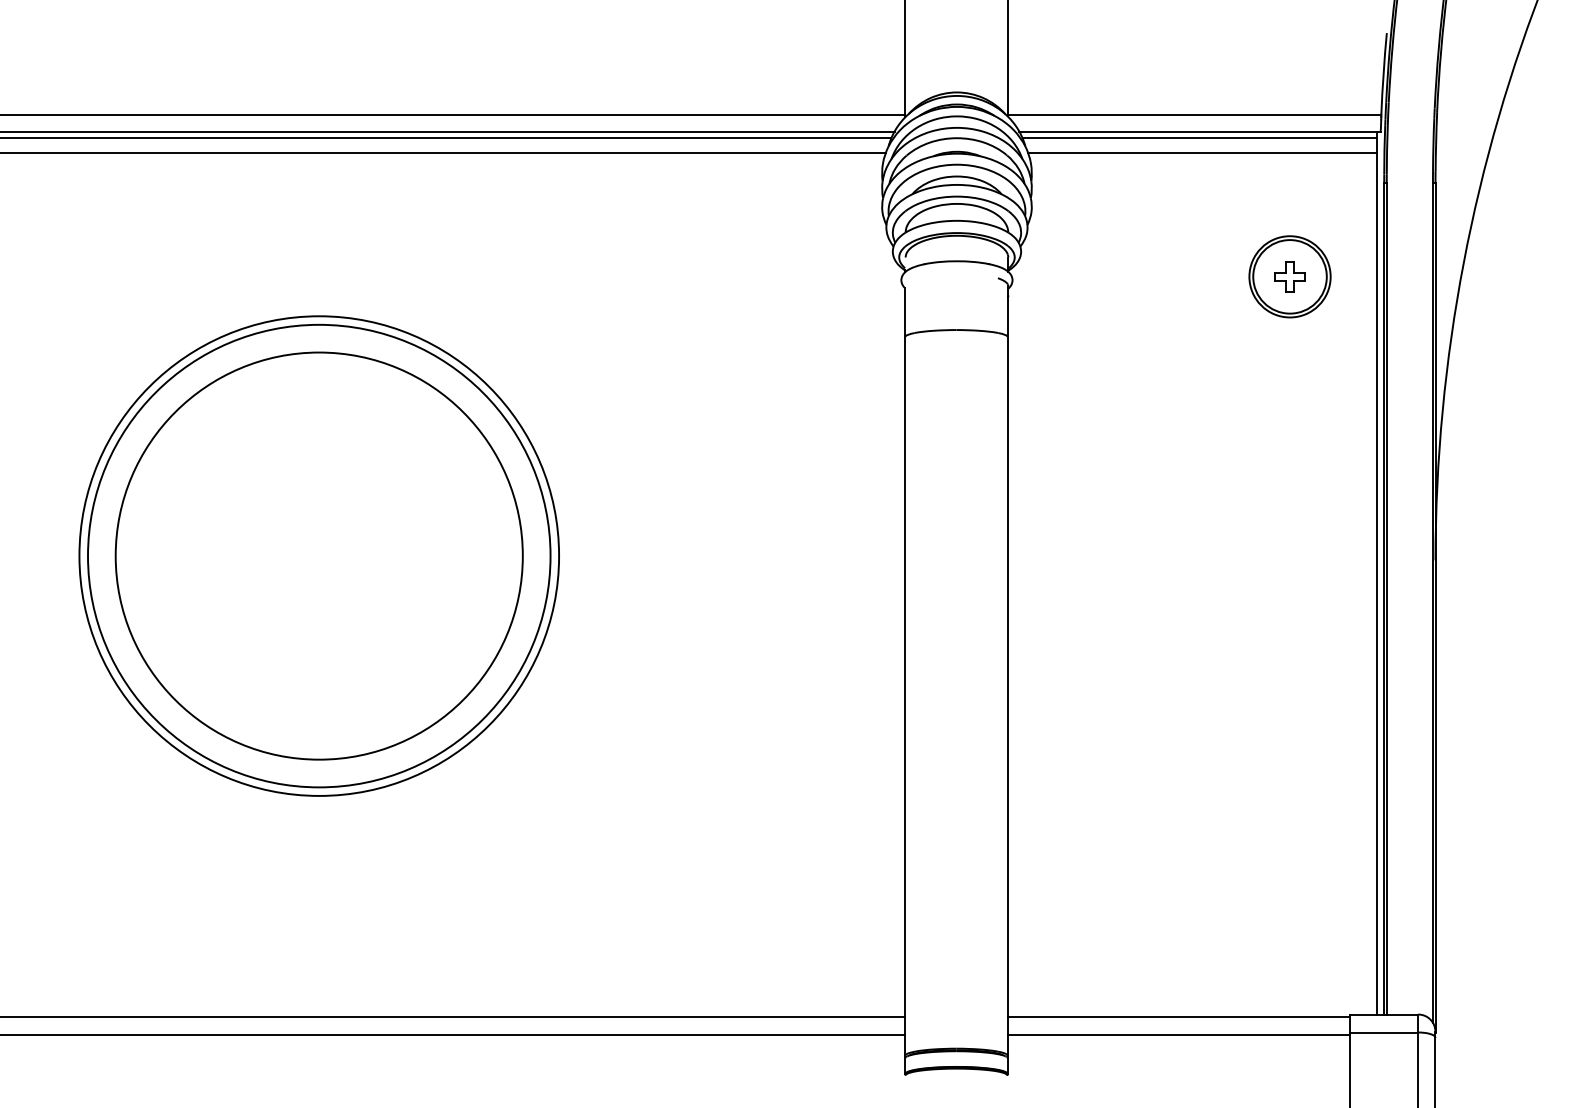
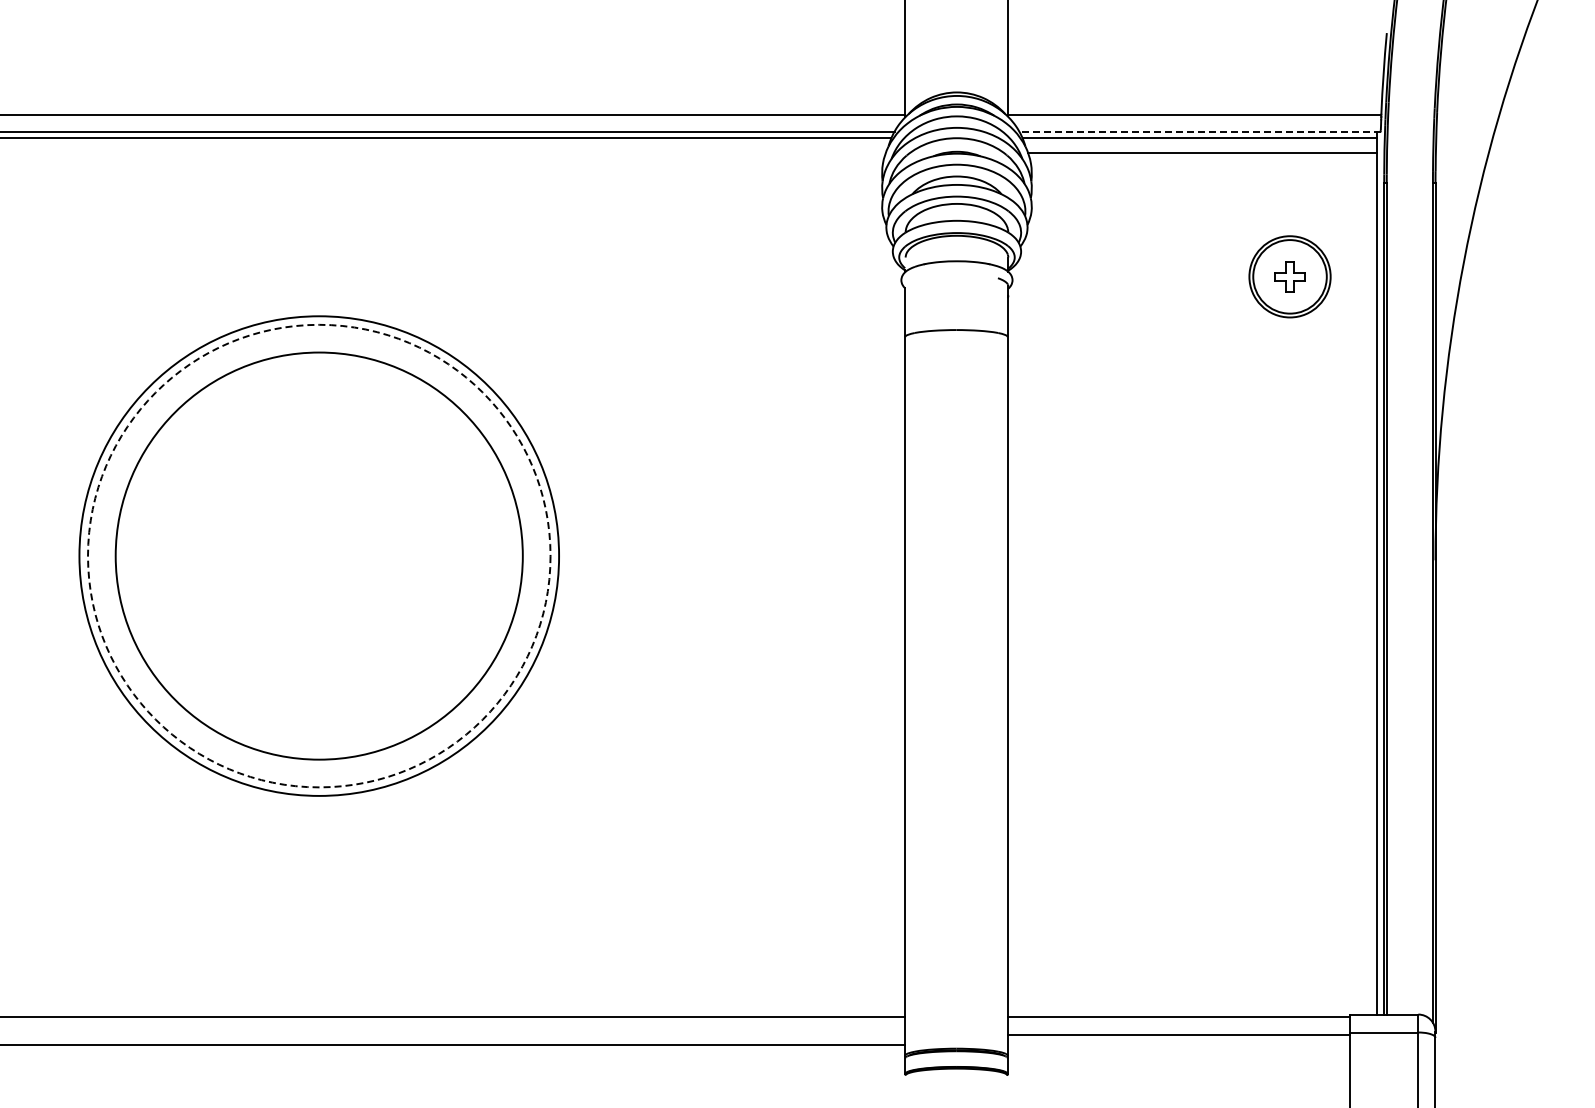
line: solid -> dashed (1200, 131)
line: present -> none (443, 152)
circle: solid -> dashed (319, 555)
line position: (453, 1035) -> (453, 1045) (453, 1045)
